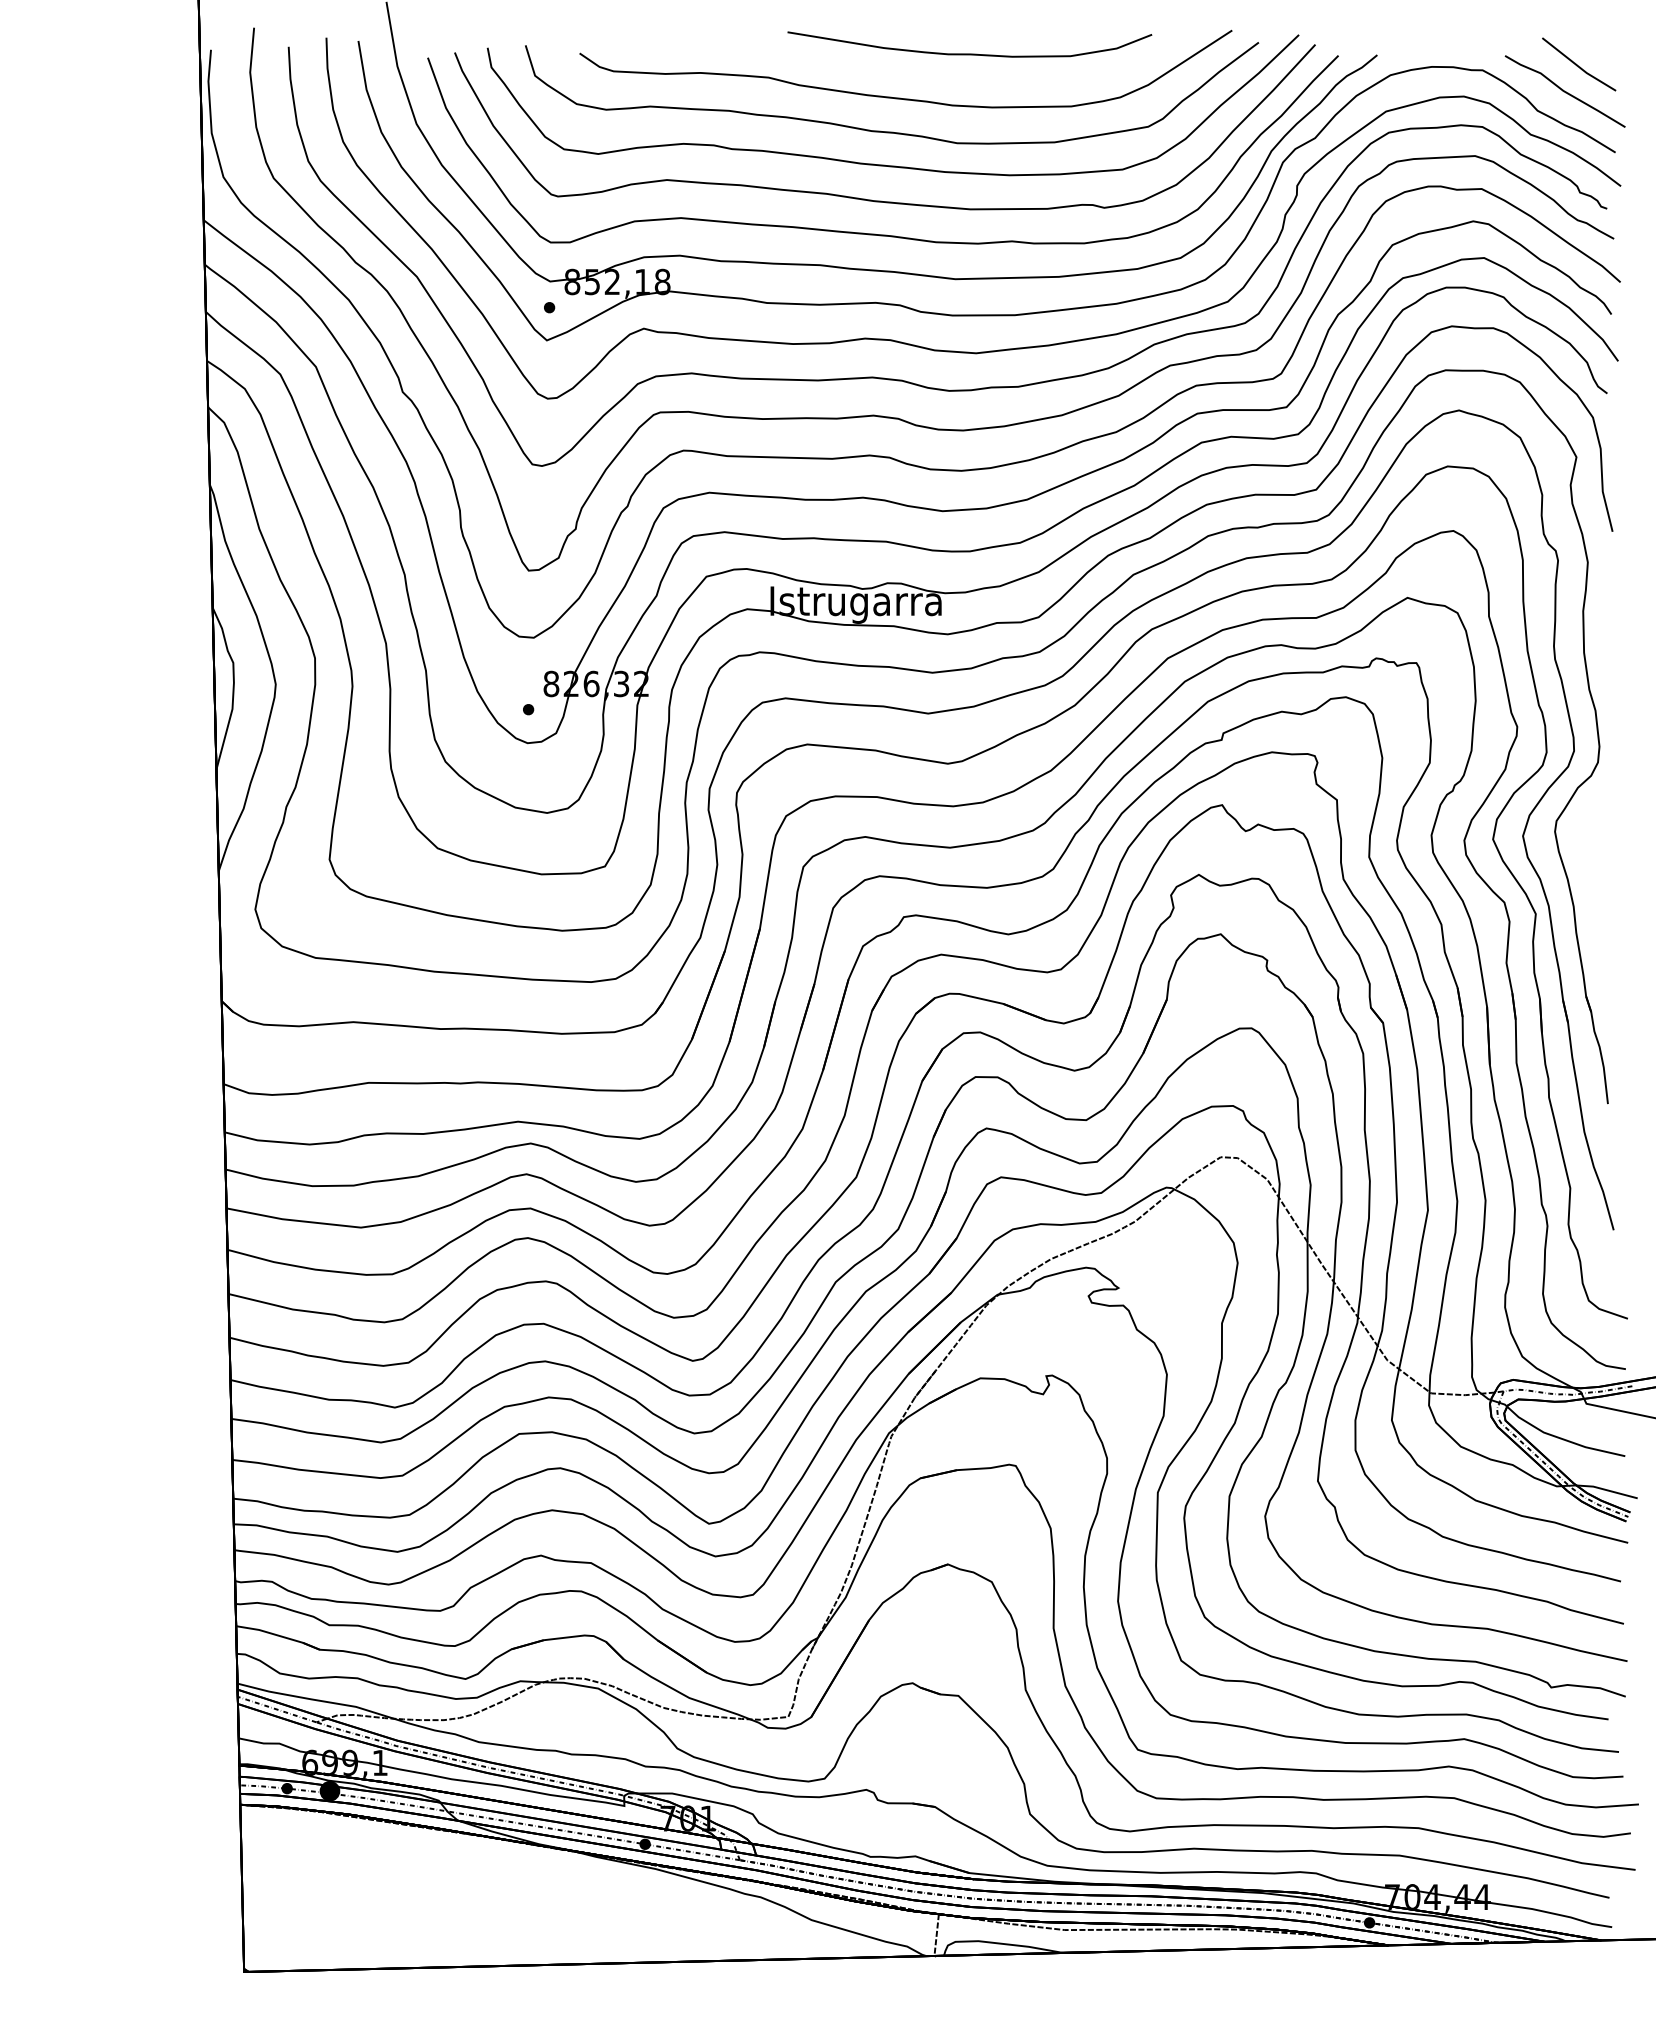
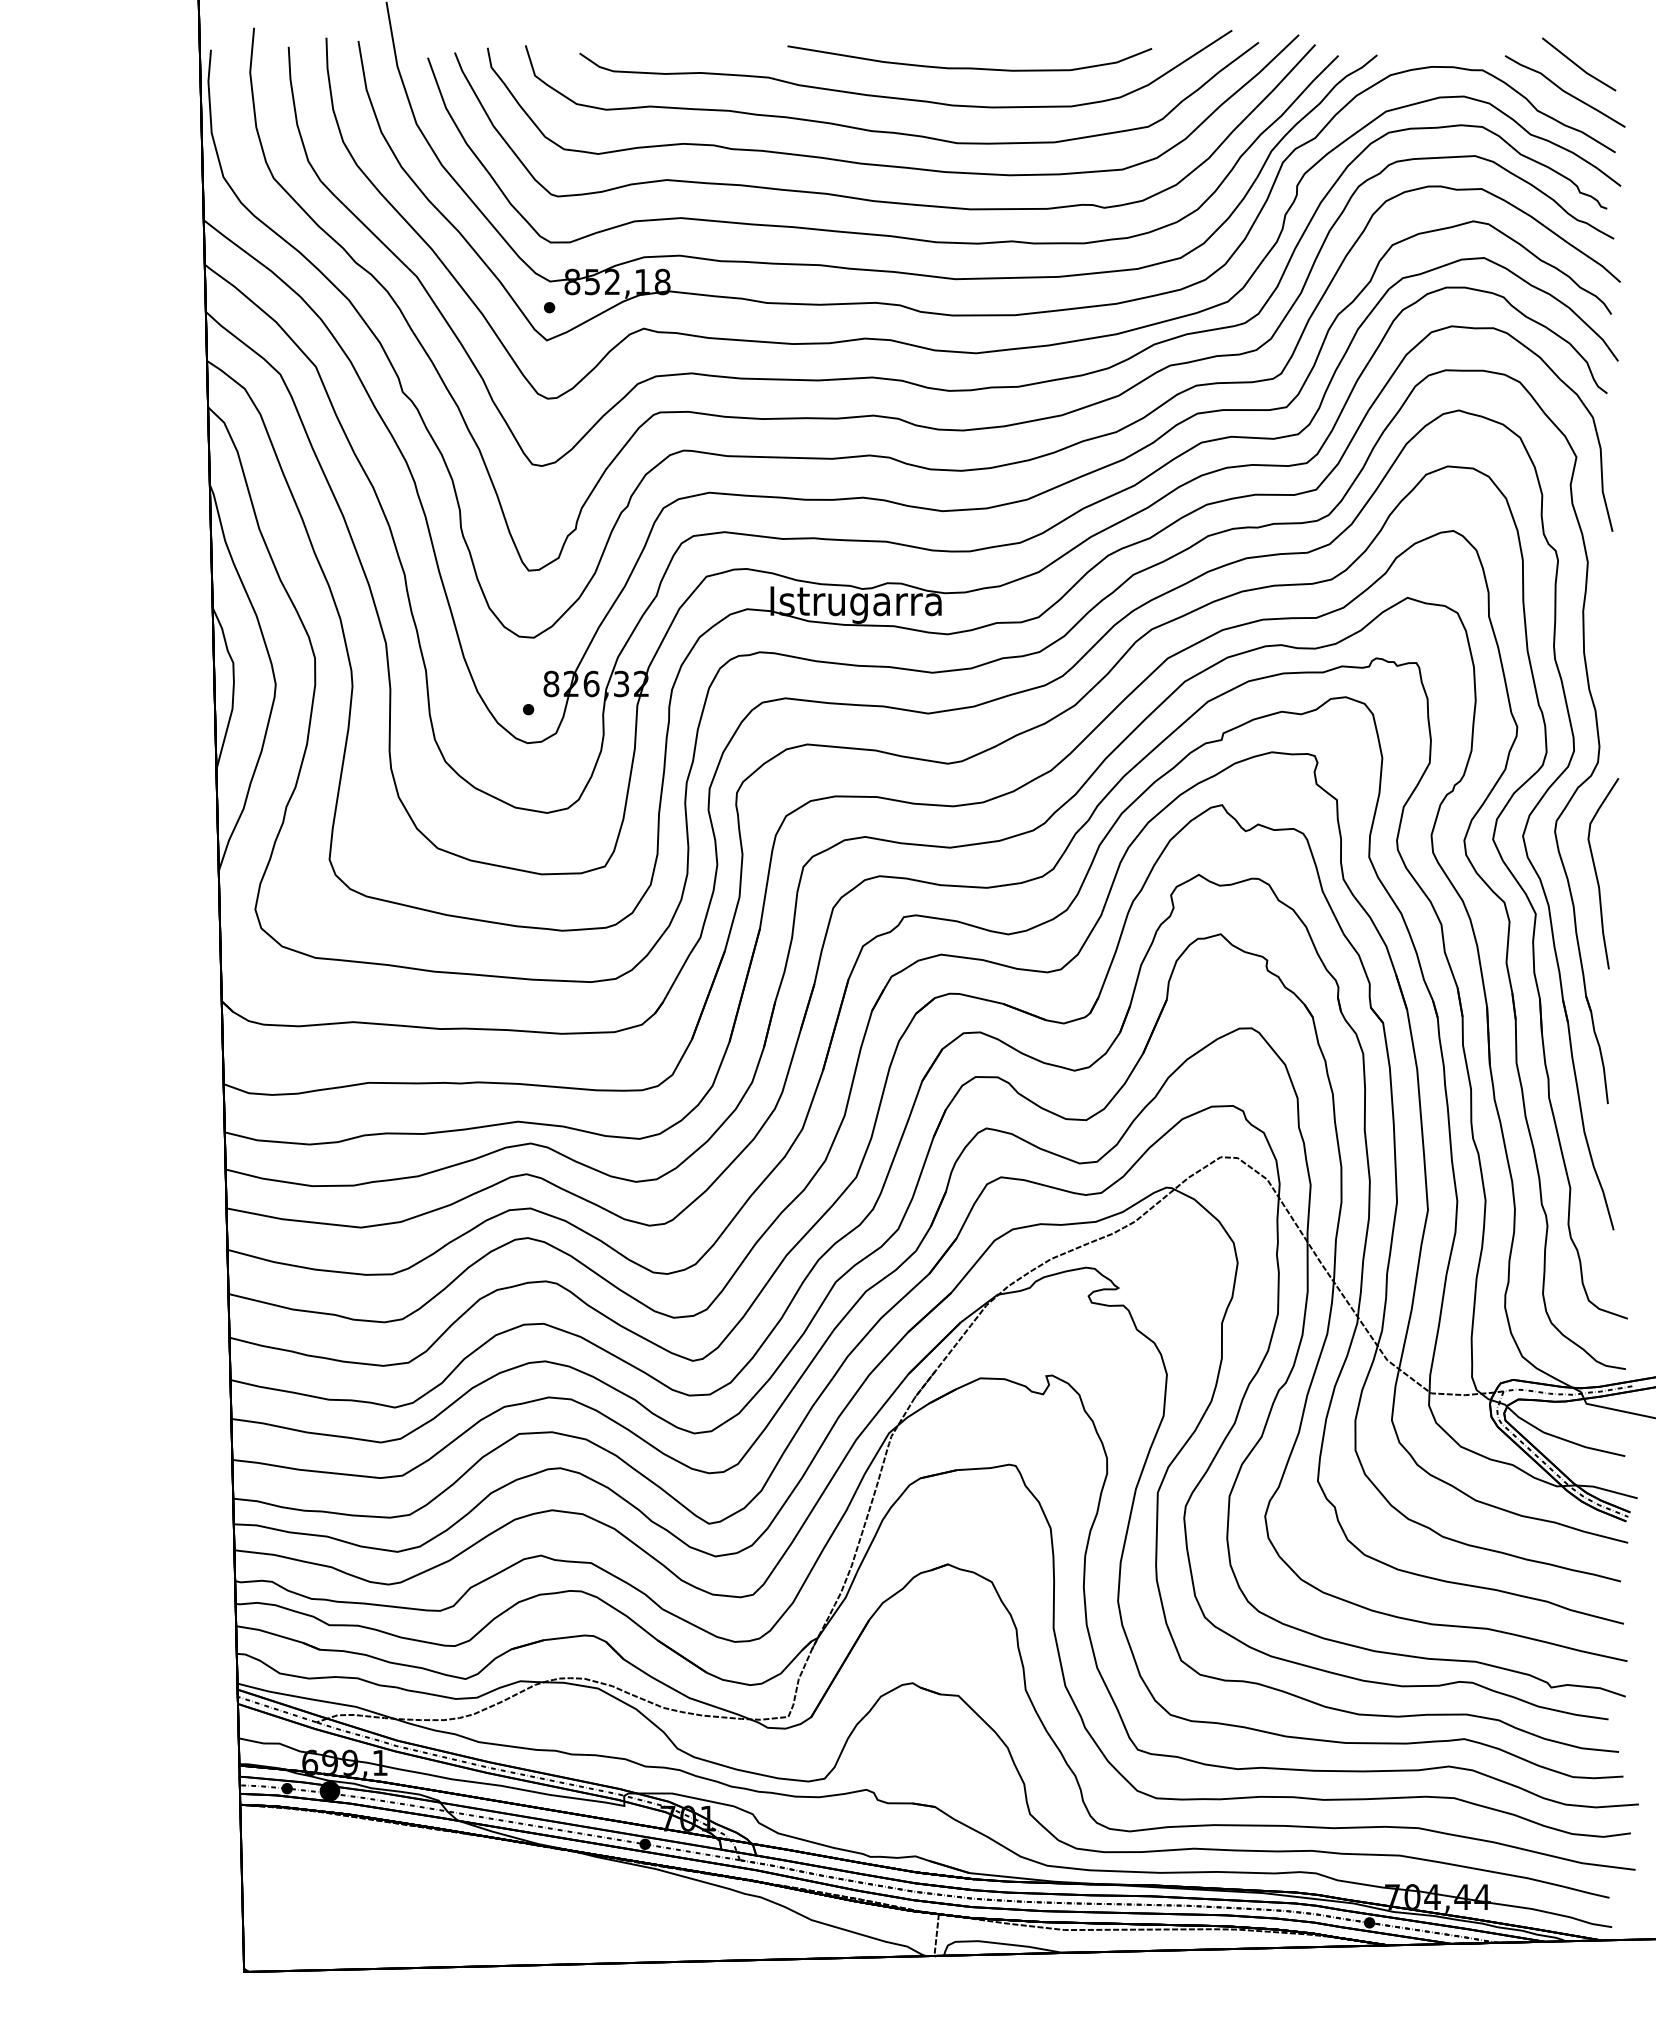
curve position: (969, 53) -> (969, 67) (969, 67)
curve: none -> present (1597, 874)
